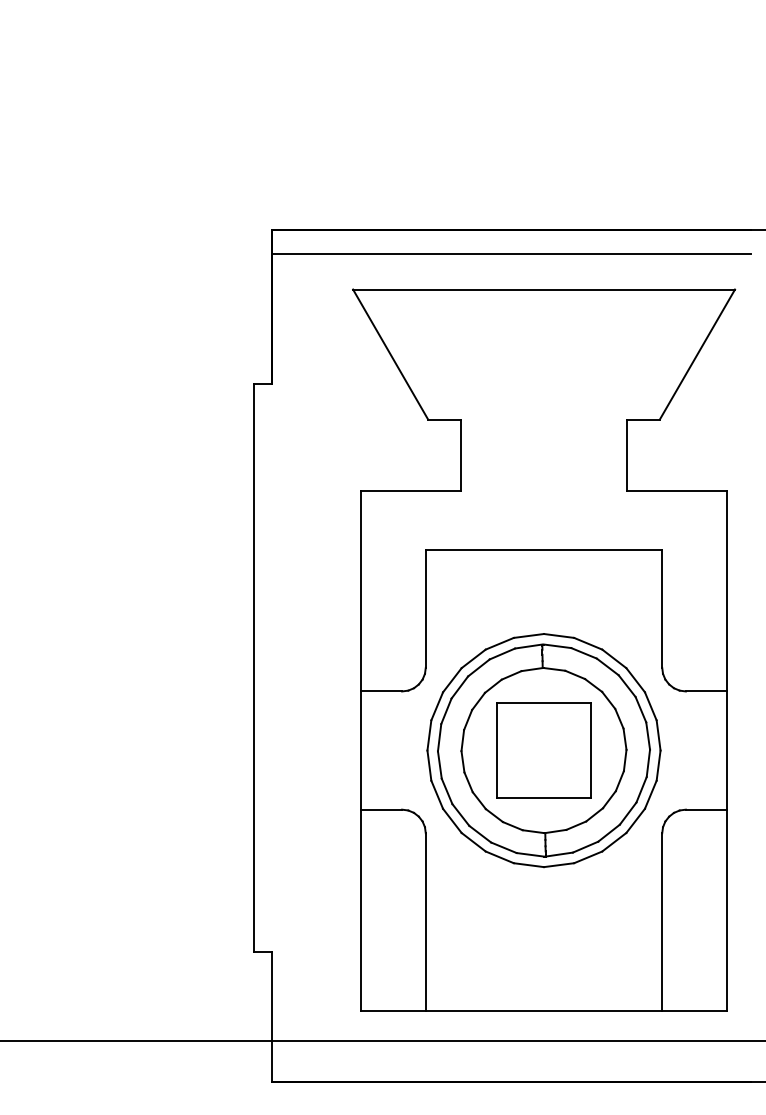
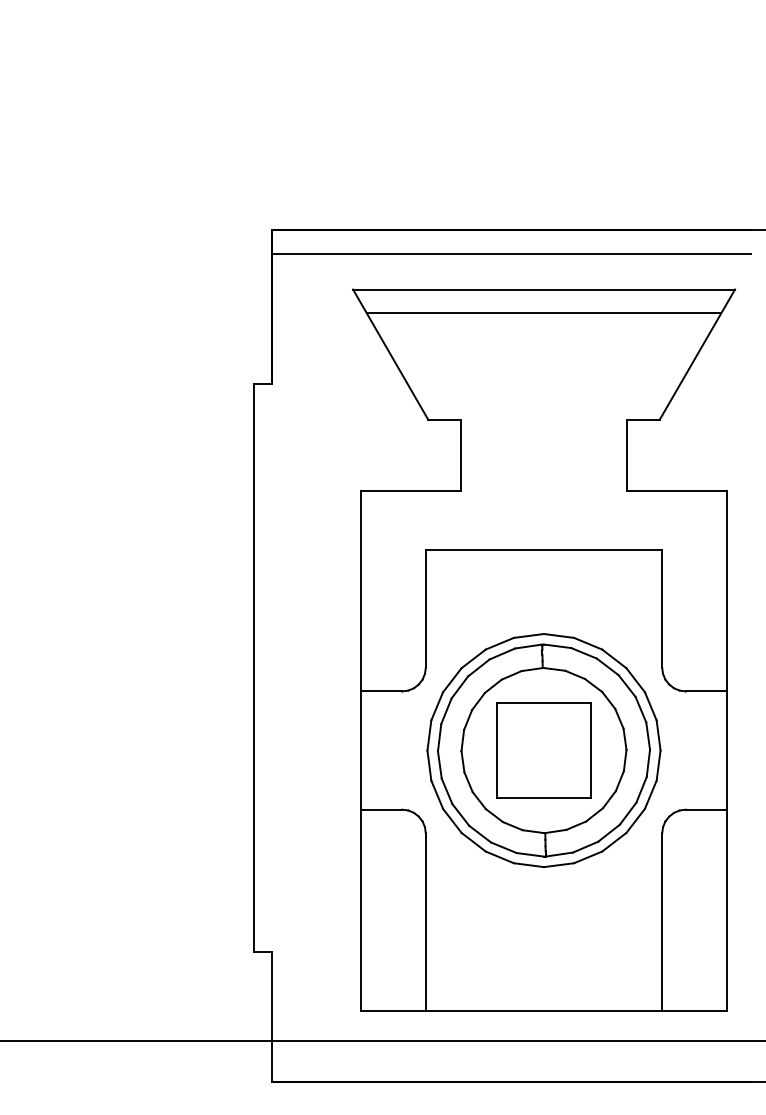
line: none -> present (543, 313)
